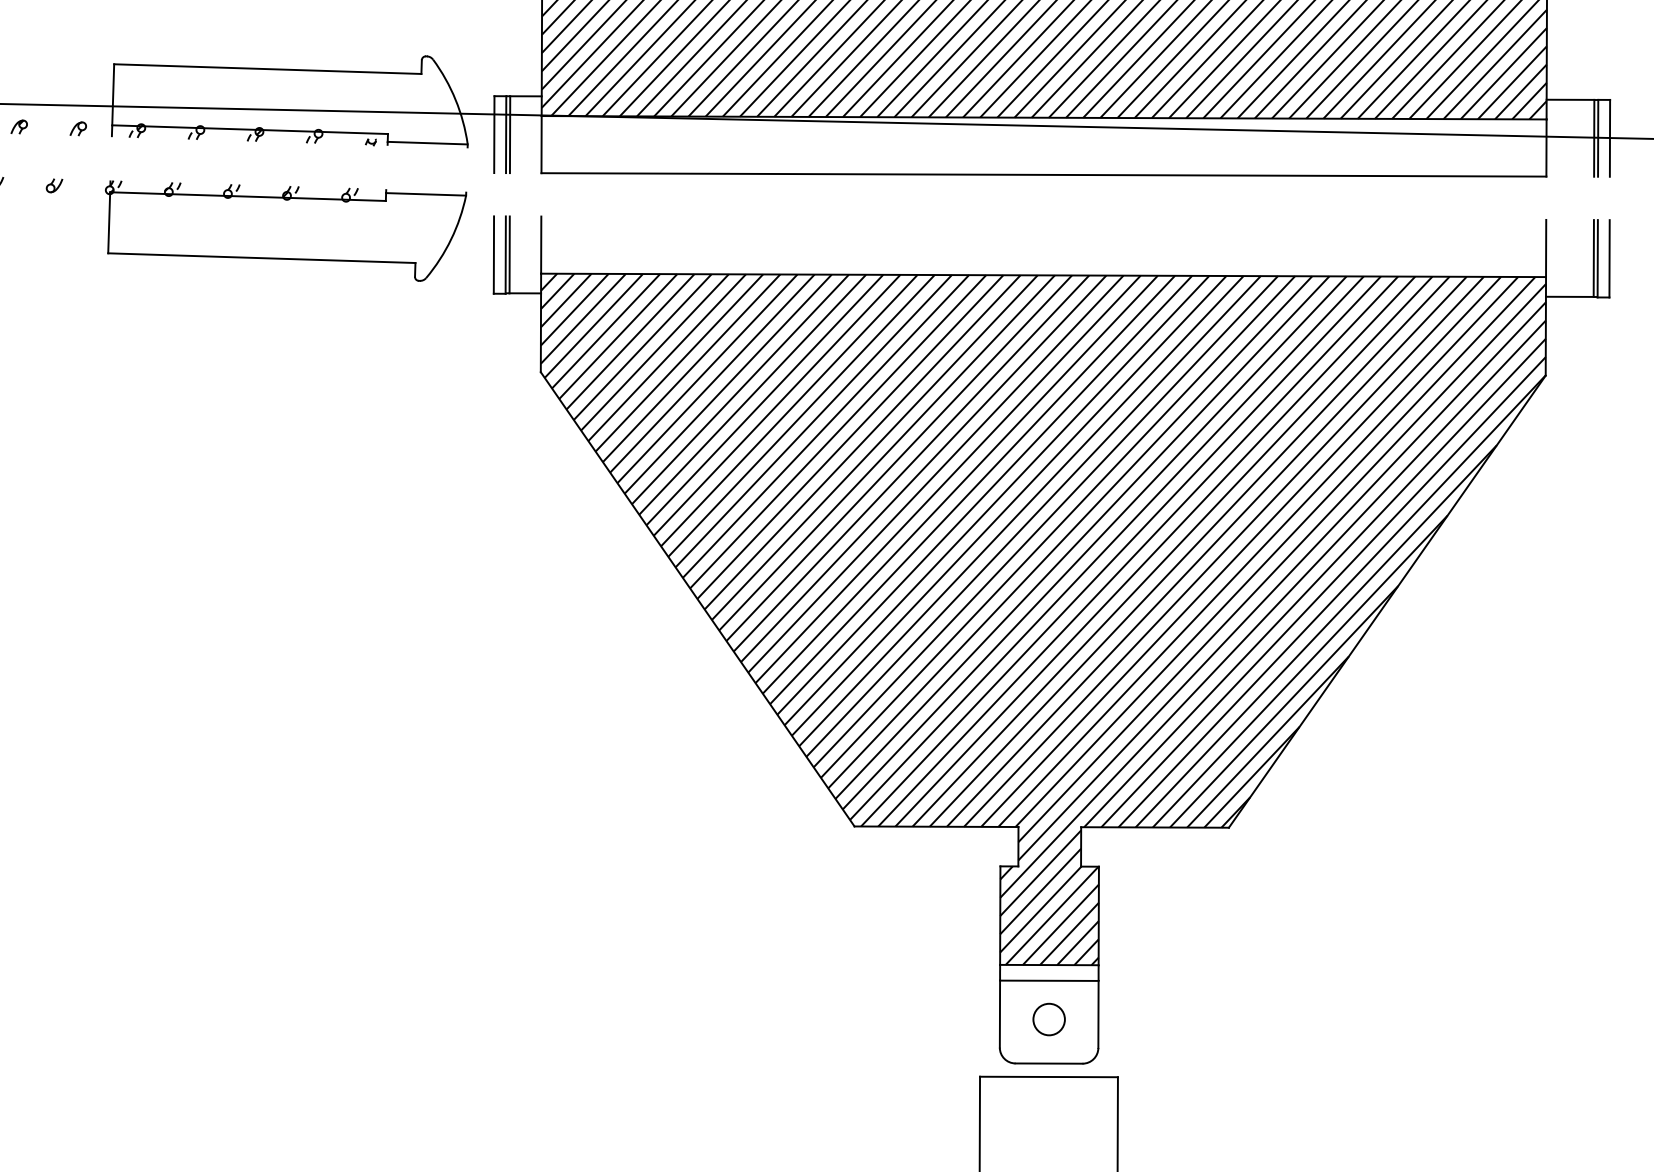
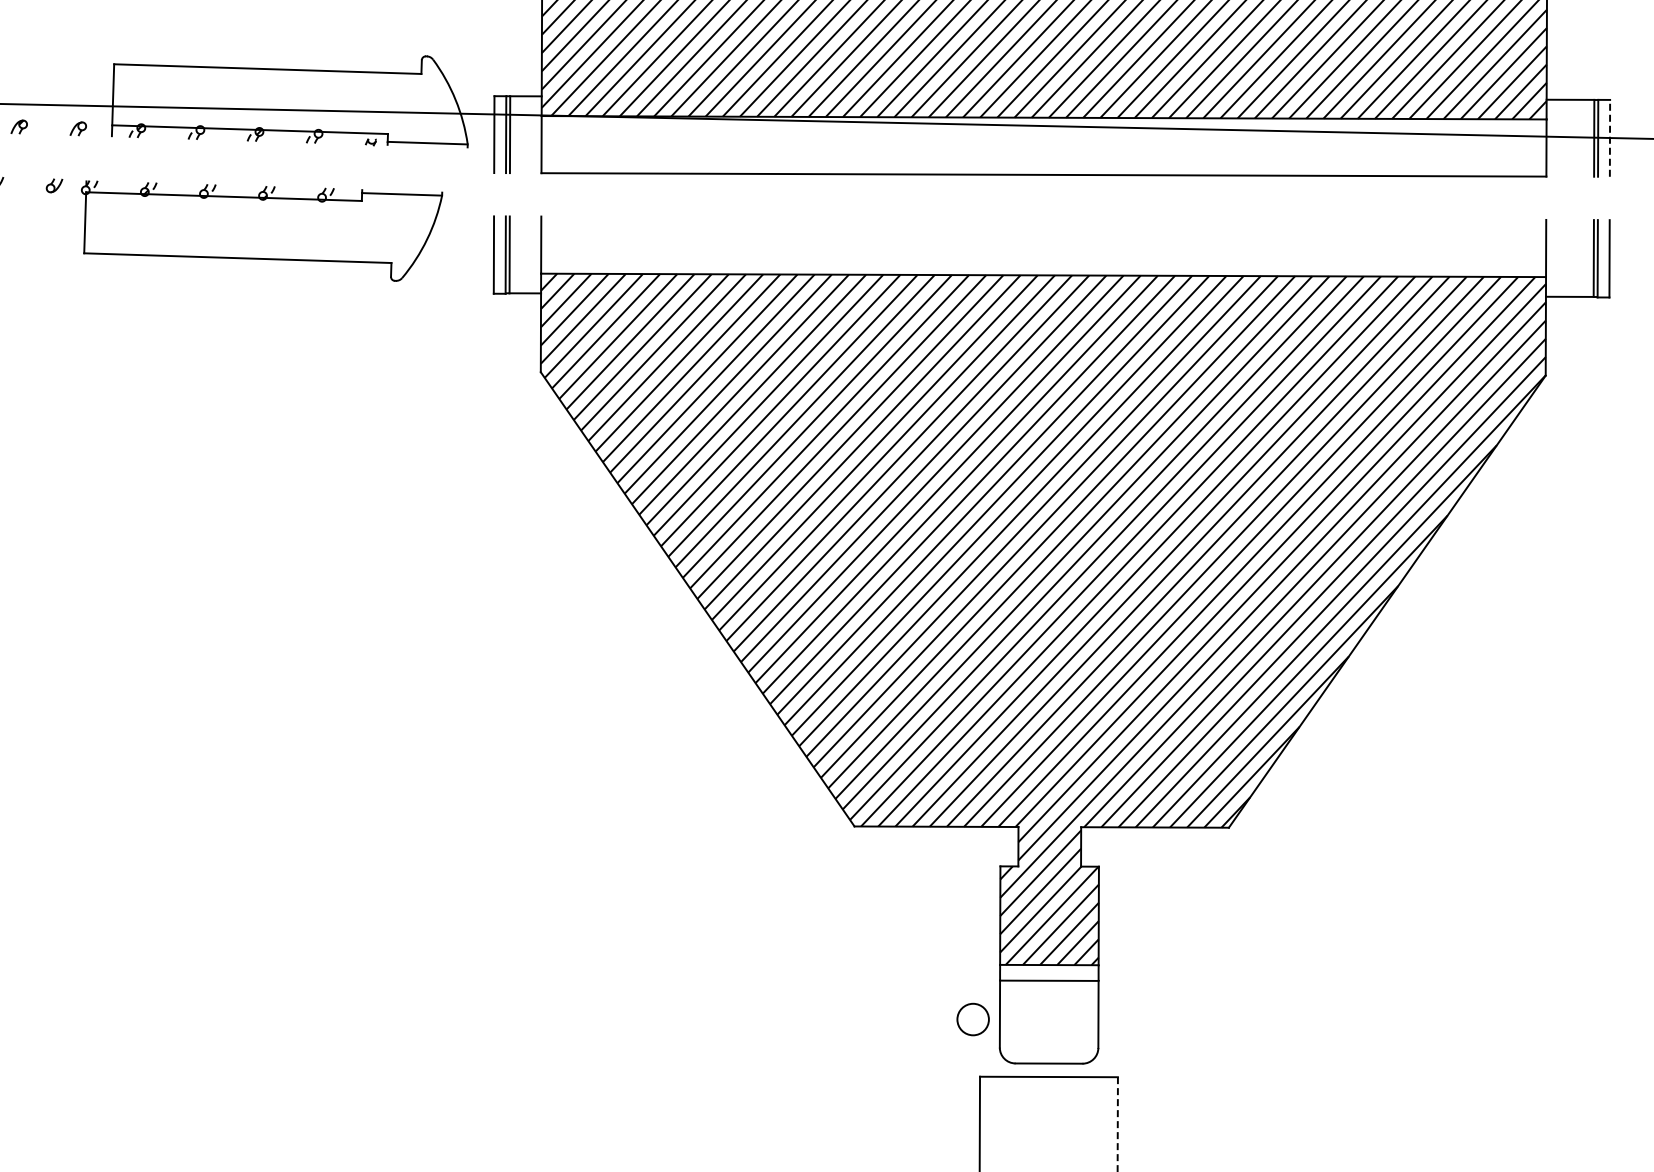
line: solid -> dashed (1609, 137)
part position: (286, 230) -> (262, 230) (262, 230)
circle position: (1048, 1019) -> (972, 1019) (972, 1019)
line: solid -> dashed (1117, 1124)
